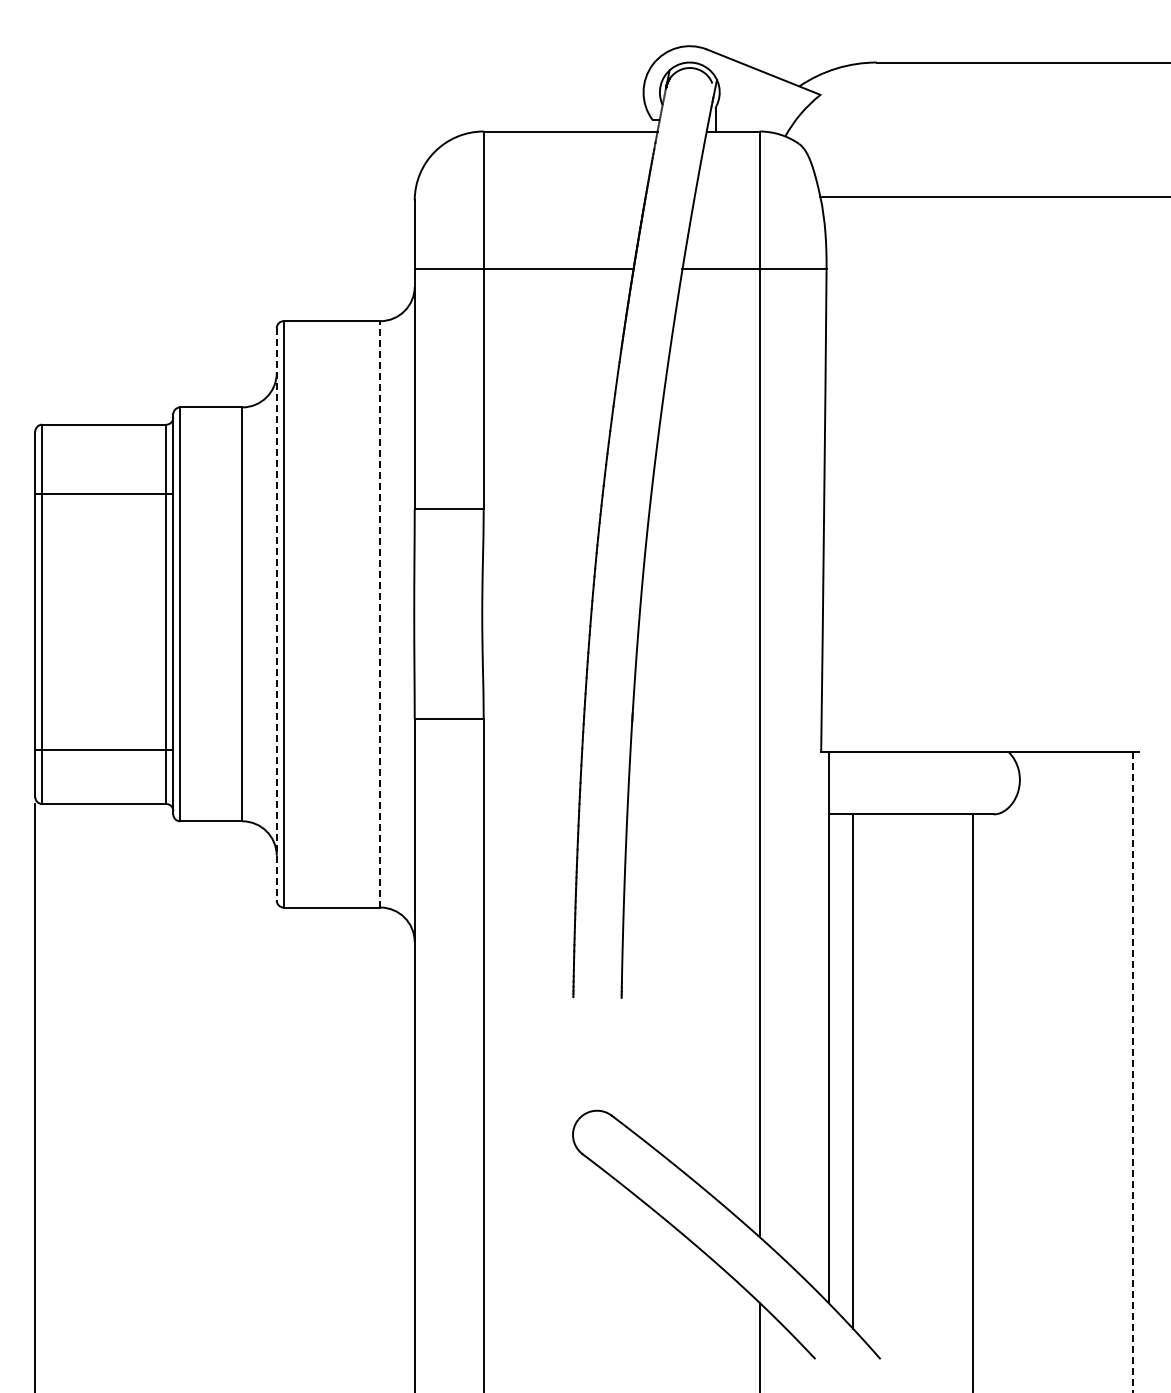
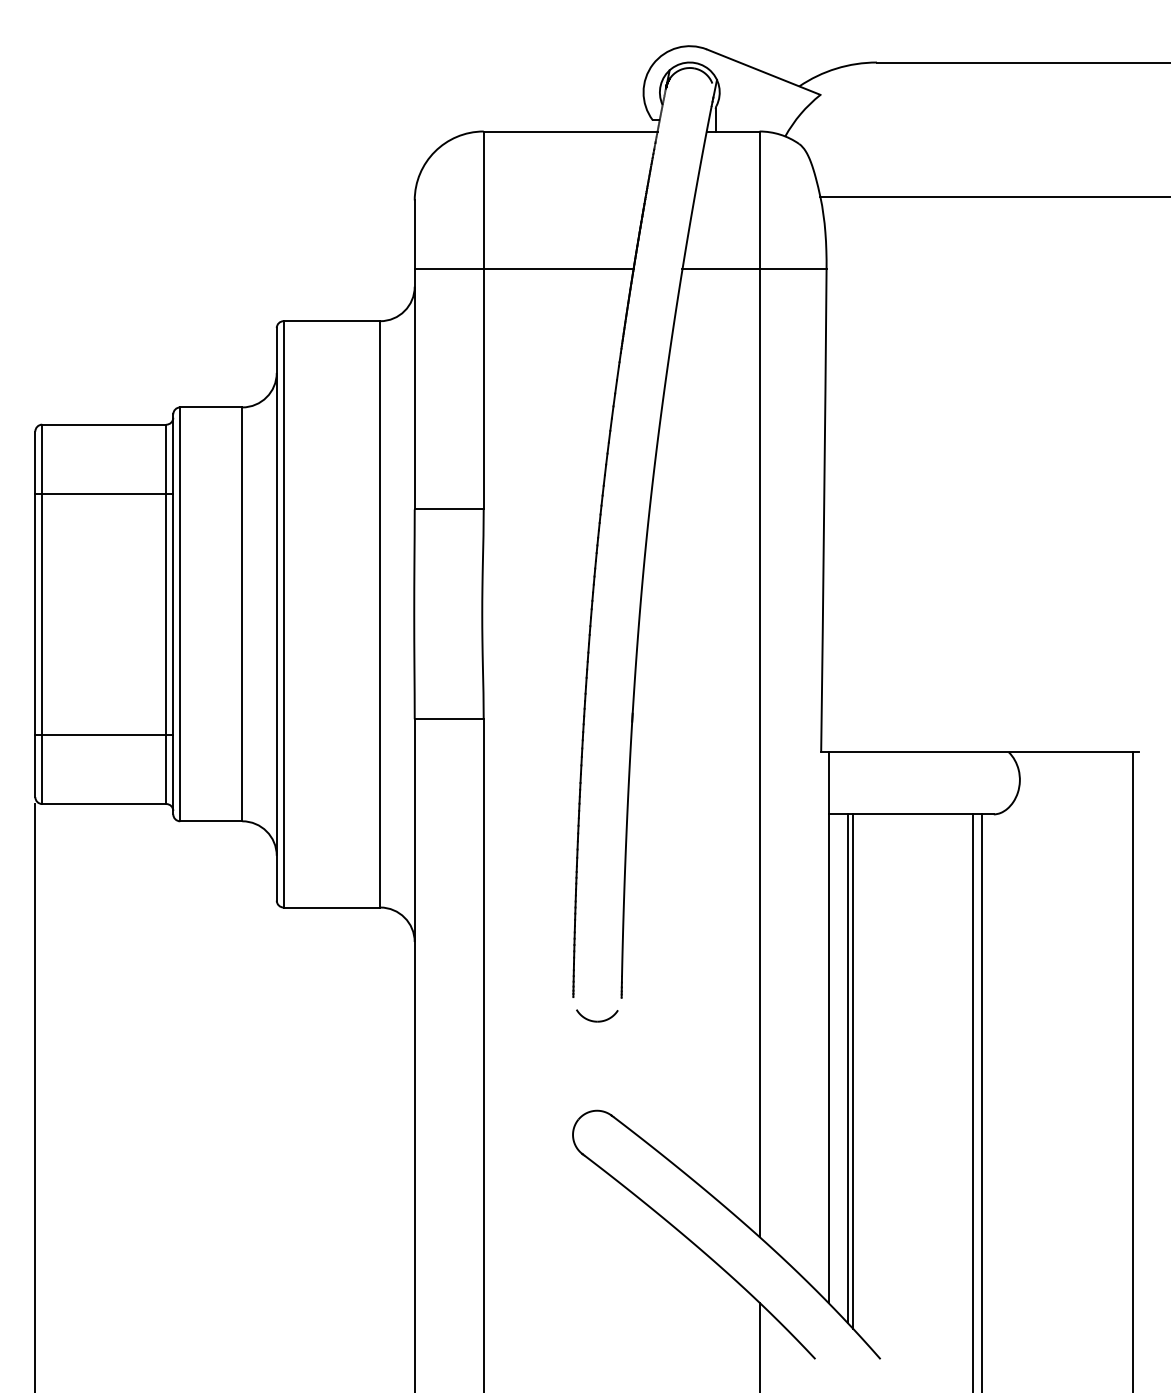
line: dashed -> solid (380, 613)
line: dashed -> solid (276, 614)
line position: (104, 750) -> (104, 735) (104, 735)
part: none -> present (597, 1015)
line: none -> present (848, 1068)
line: dashed -> solid (1133, 1073)
line: none -> present (981, 1101)
